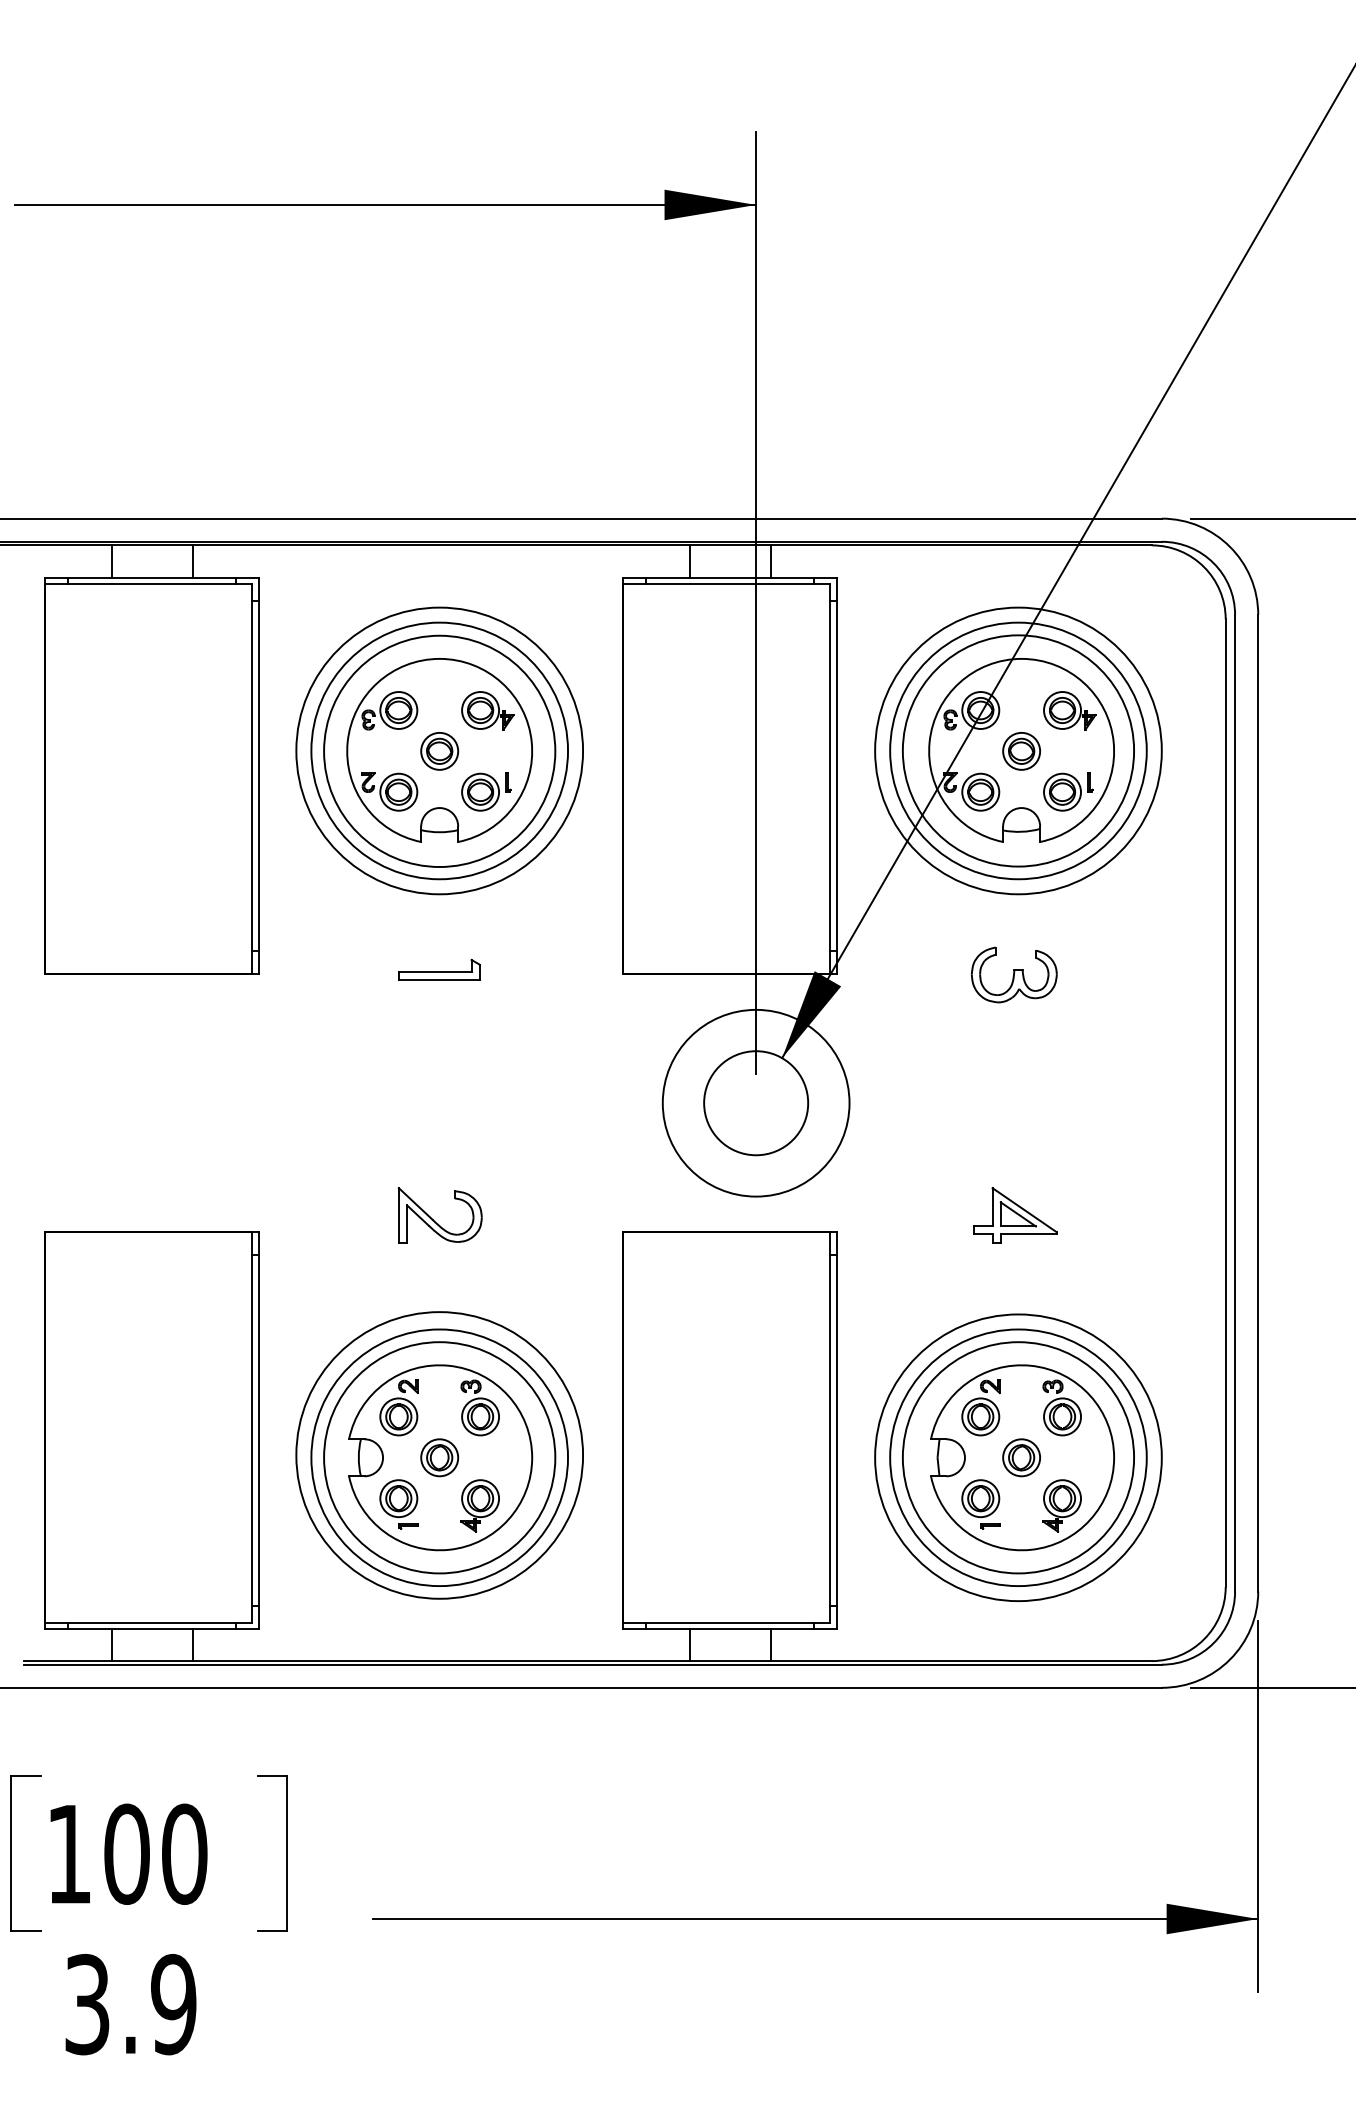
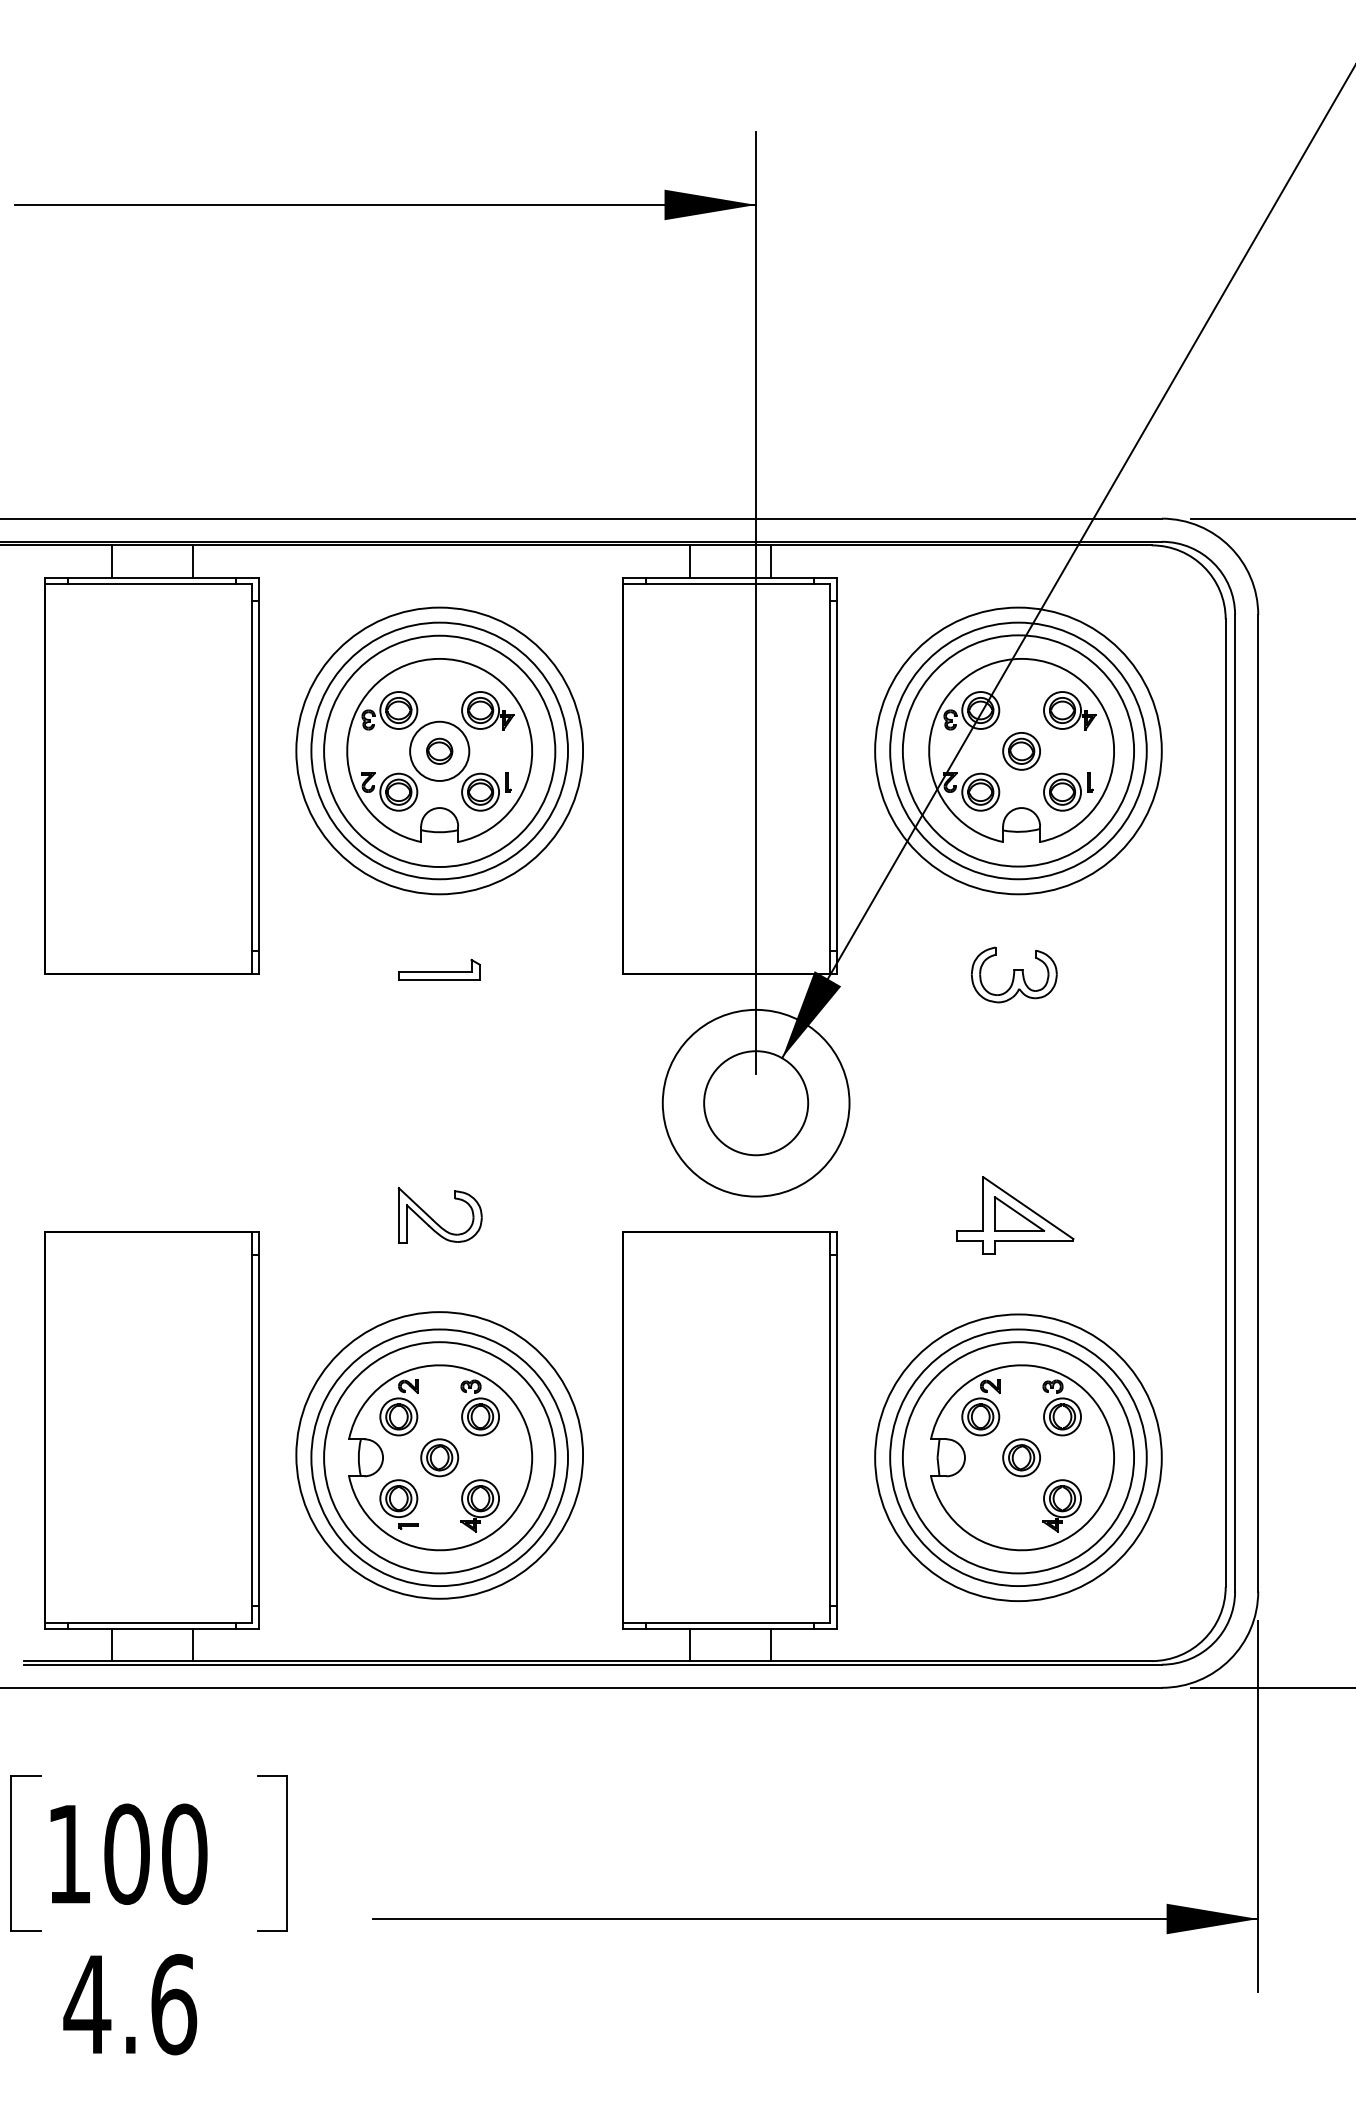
circle diameter: 37 px -> 59 px (439, 750)
part size: 85x57 px -> 119x79 px (1015, 1215)
part: present -> none (980, 1504)
text: 3.9 -> 4.6 (130, 2004)
